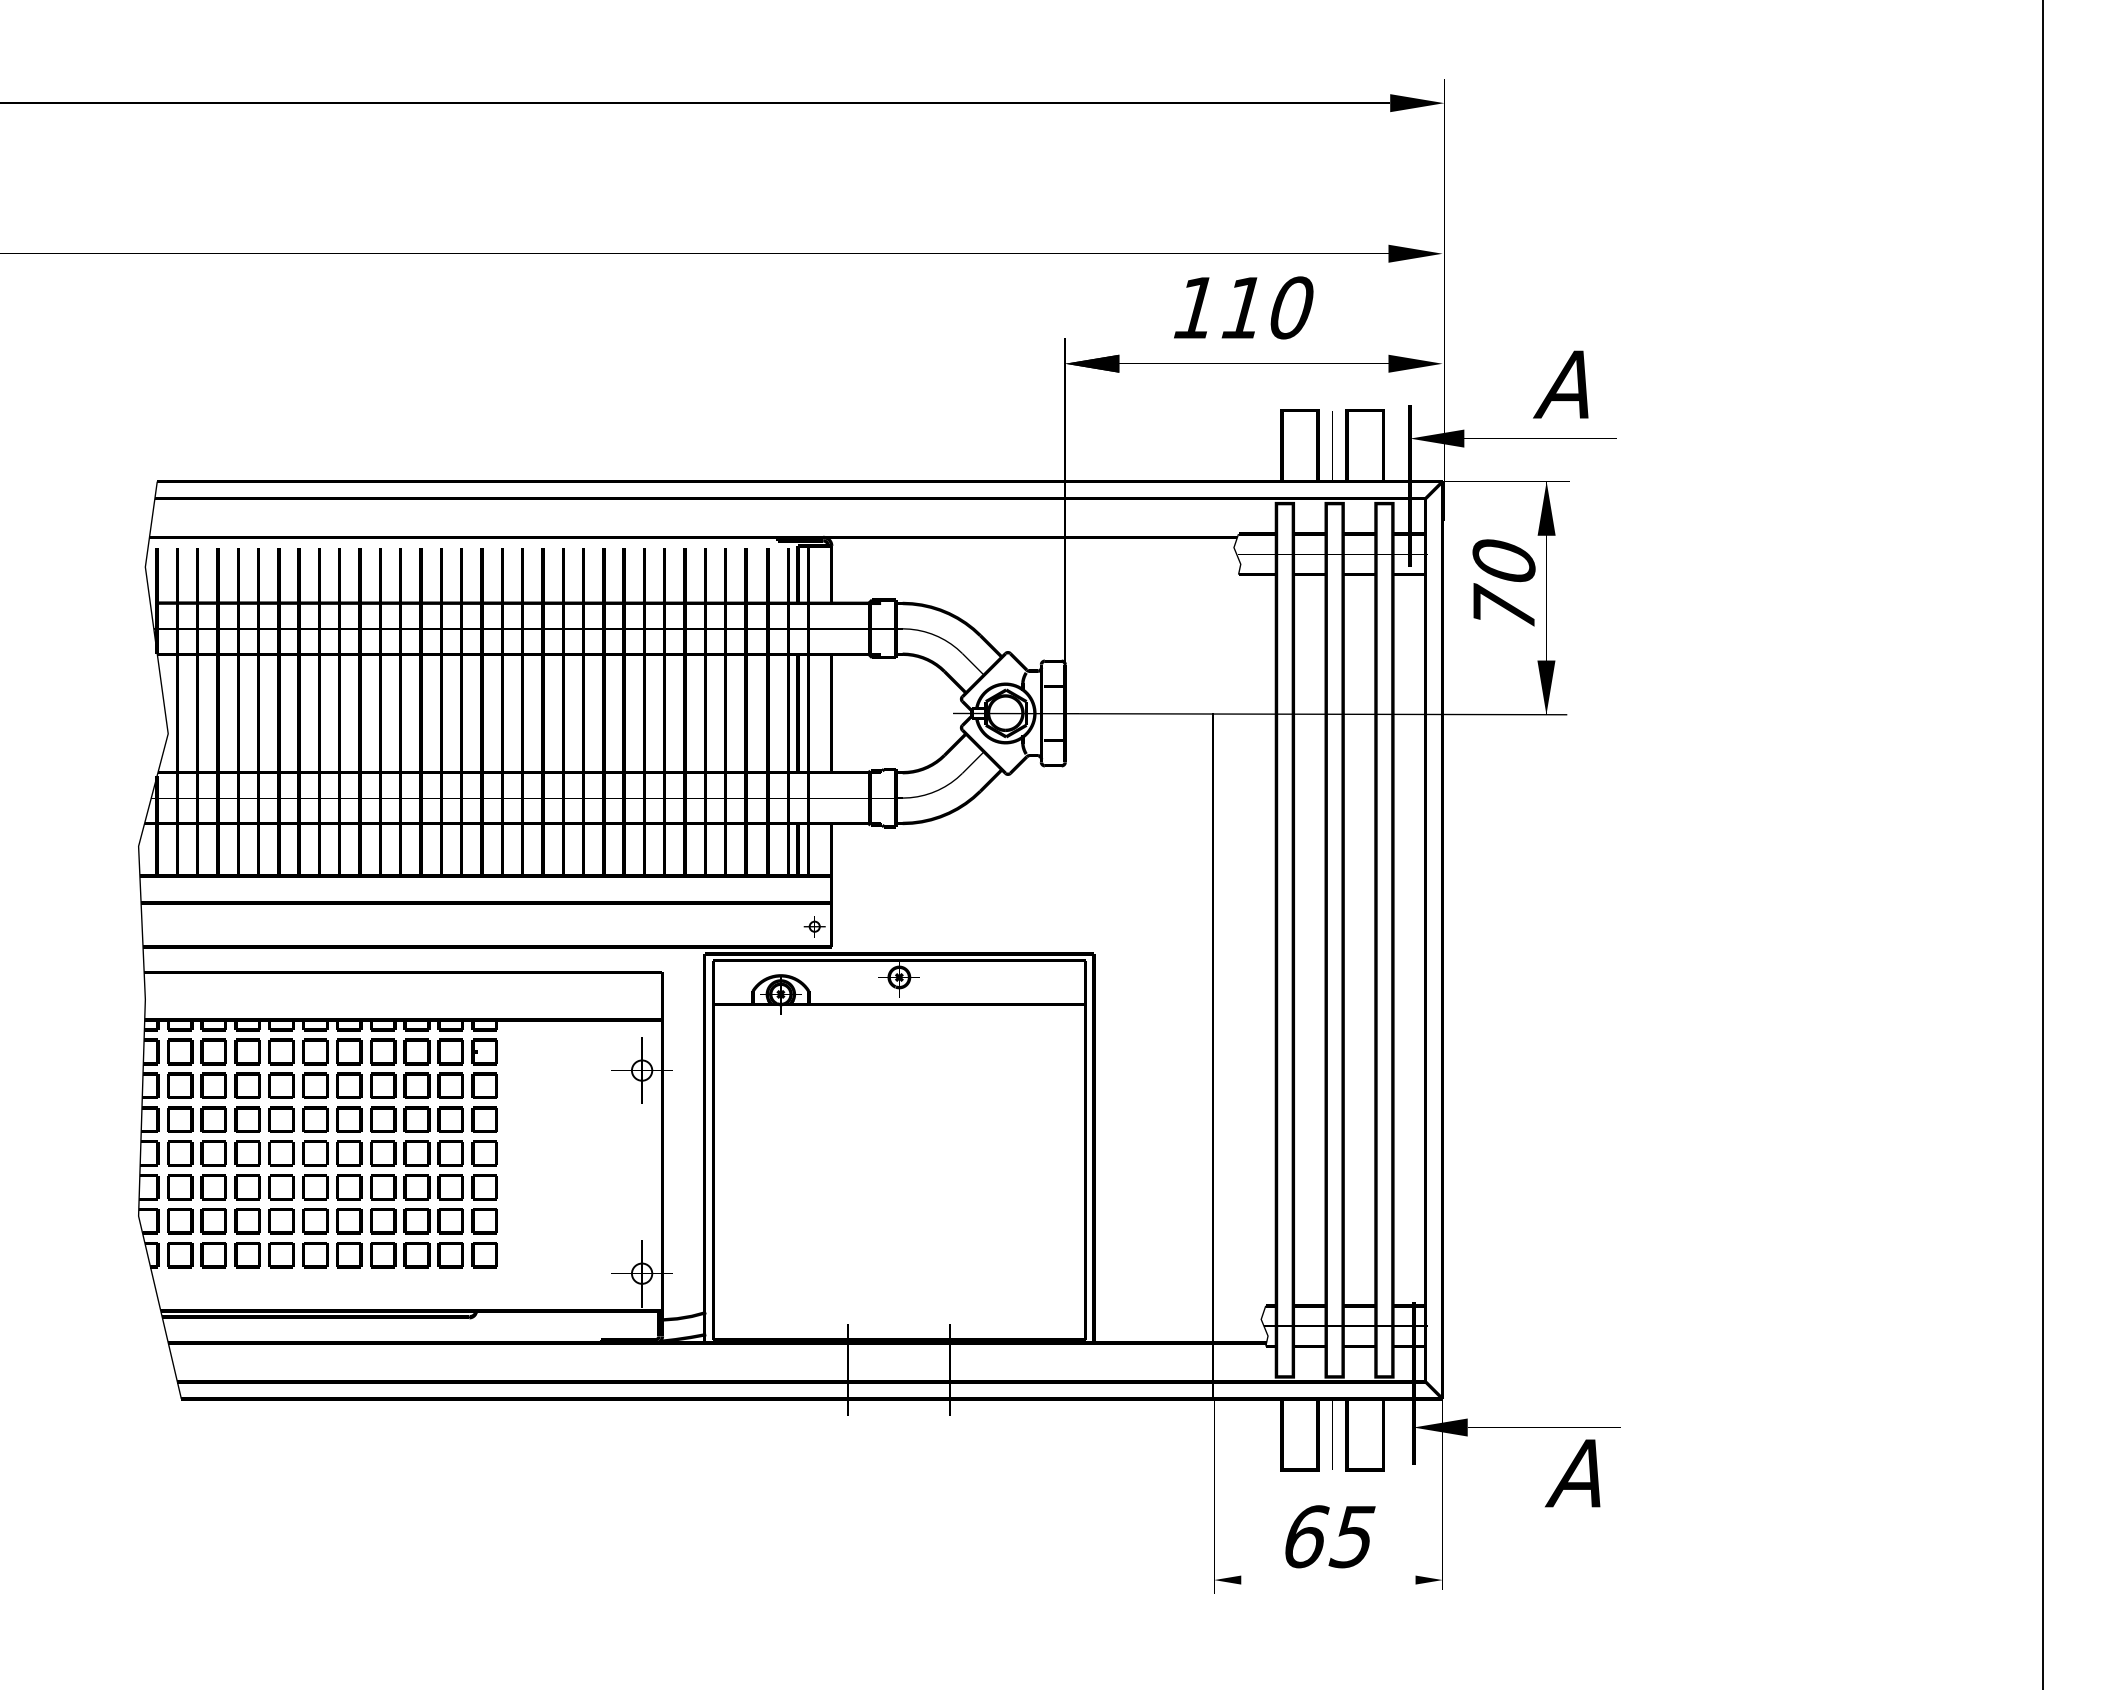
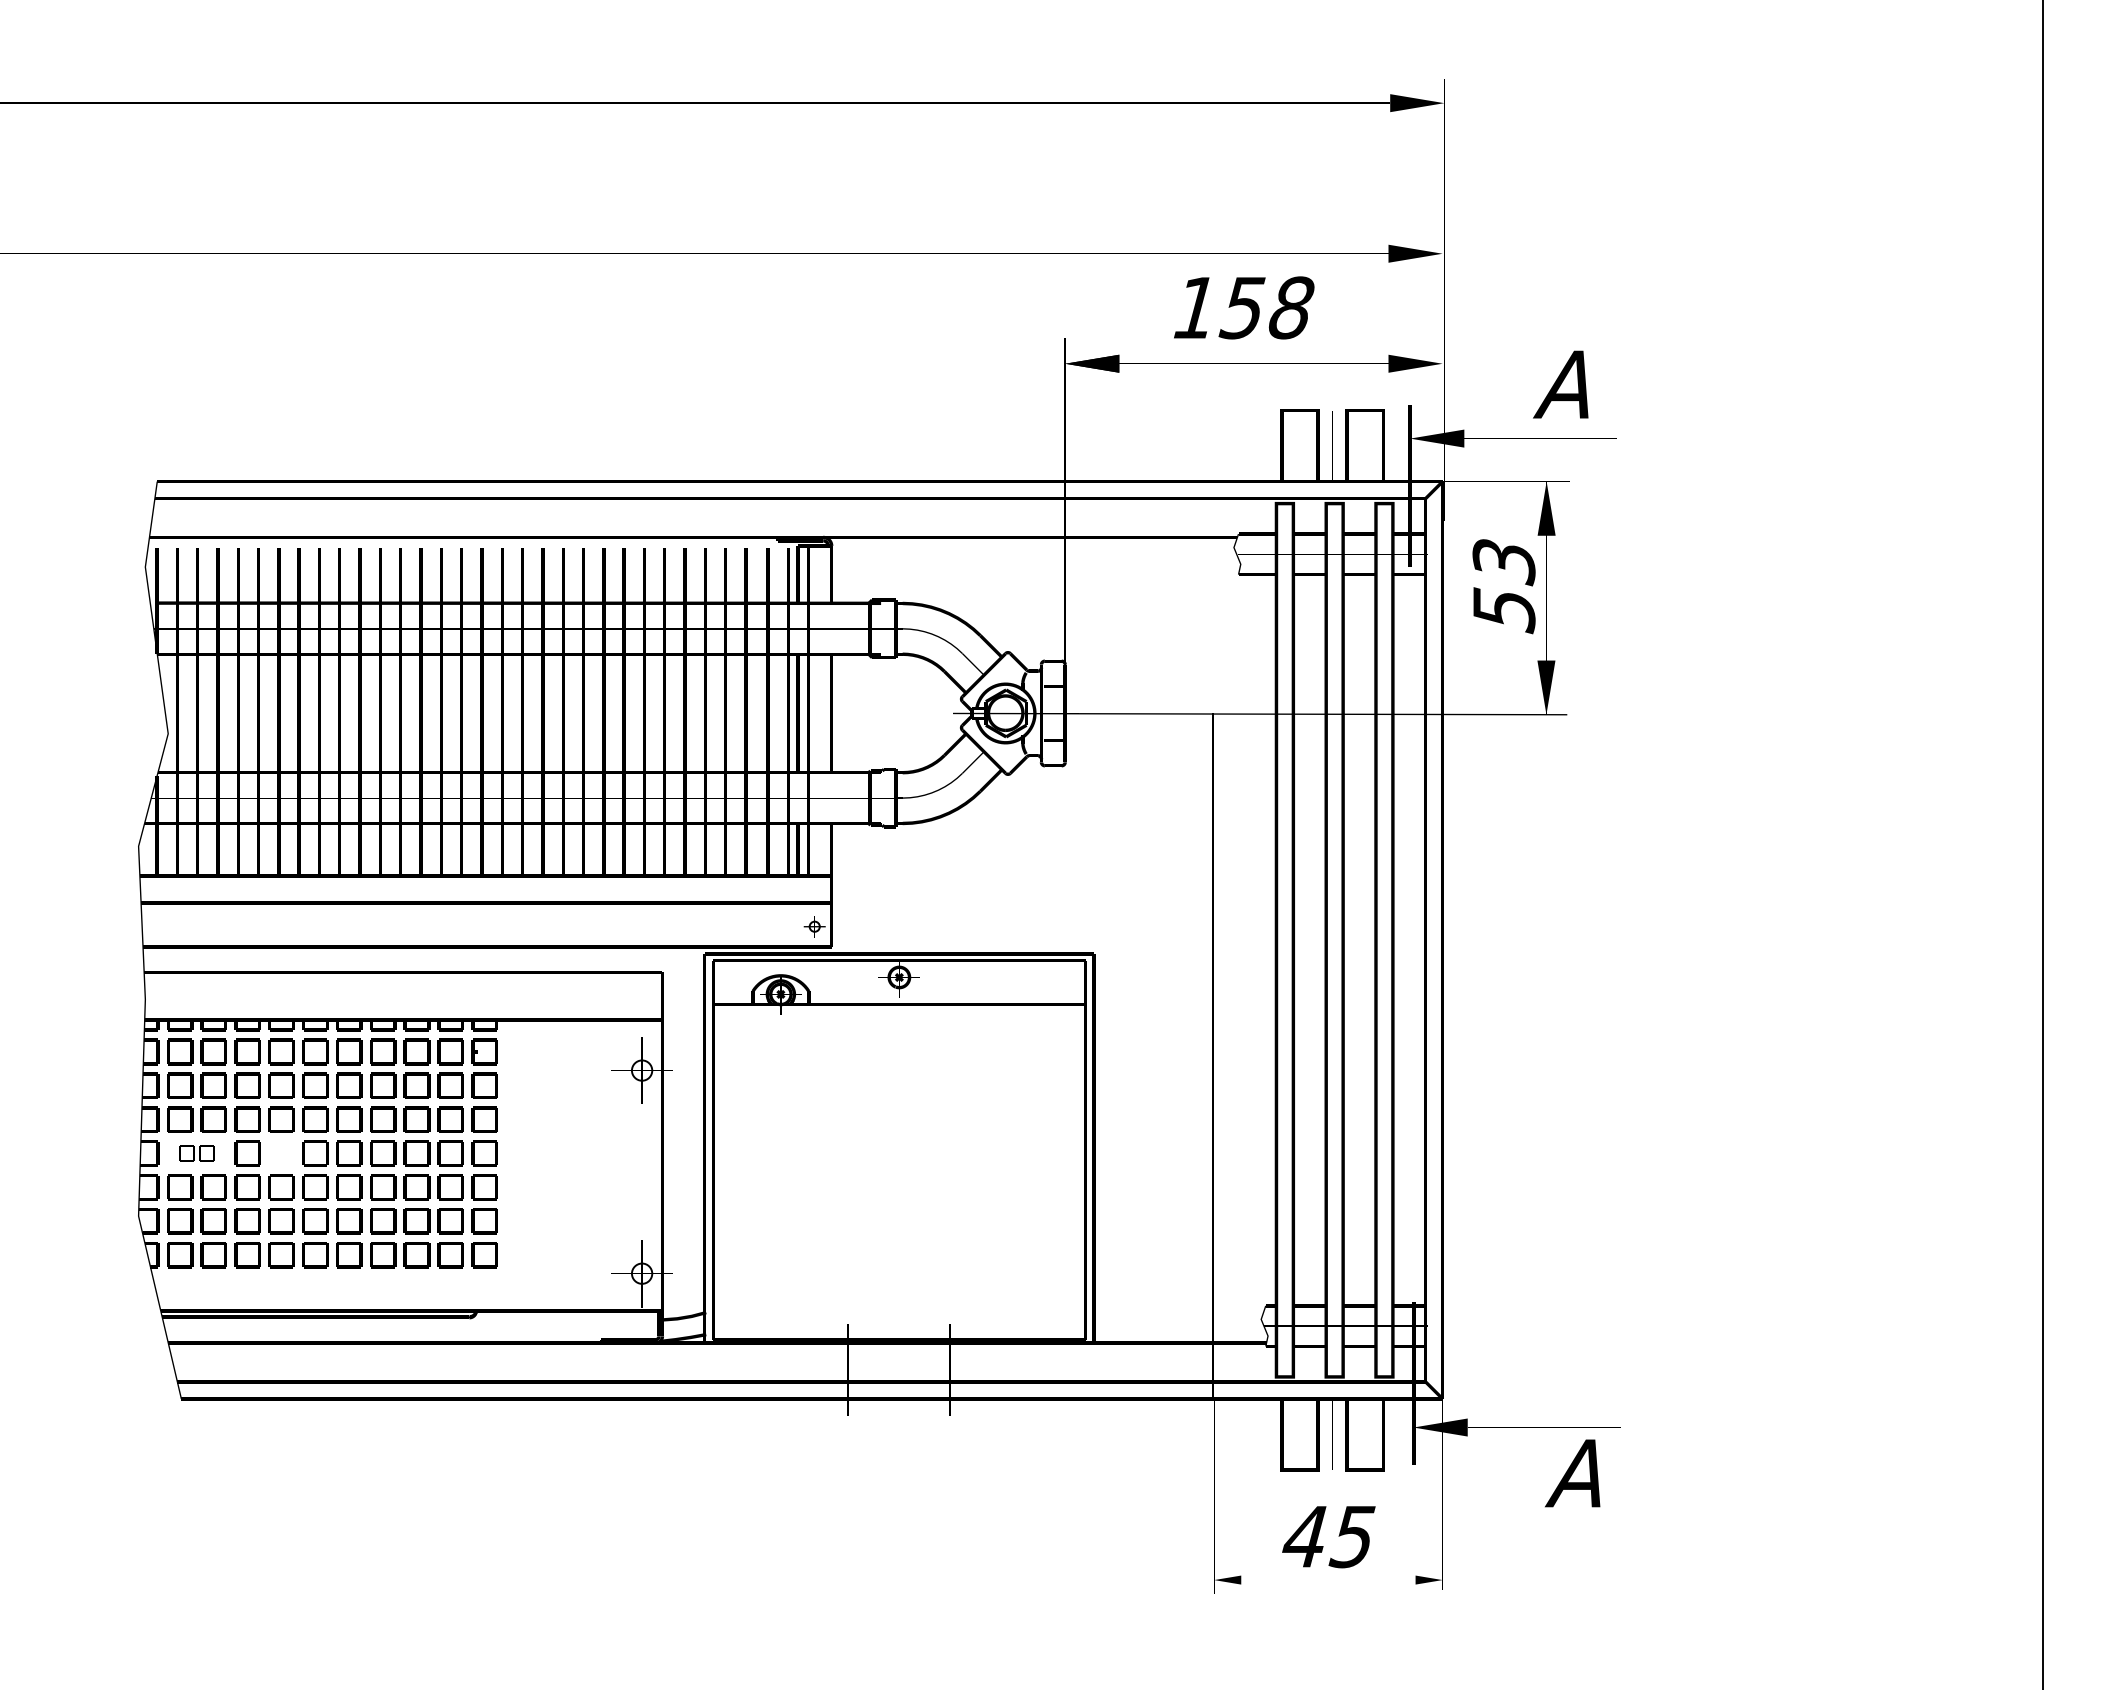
text: 110 -> 158 (1266, 307)
text: 70 -> 53 (1503, 586)
part size: 60x27 px -> 36x17 px (196, 1153)
part: present -> none (281, 1153)
text: 65 -> 45 (1305, 1536)
